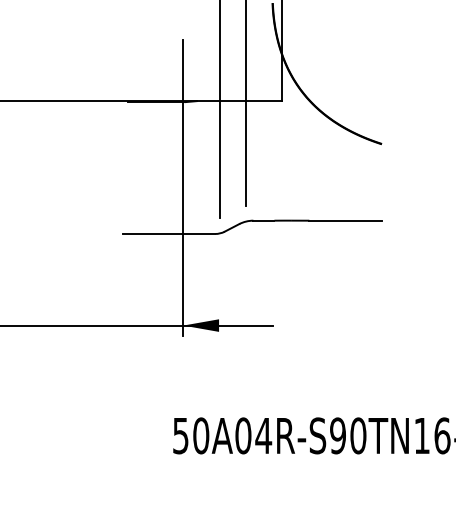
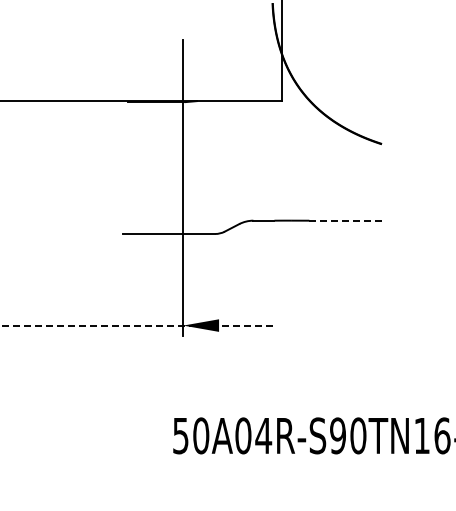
line: present -> none (245, 104)
line: present -> none (220, 110)
line: solid -> dashed (346, 220)
line: solid -> dashed (136, 325)
